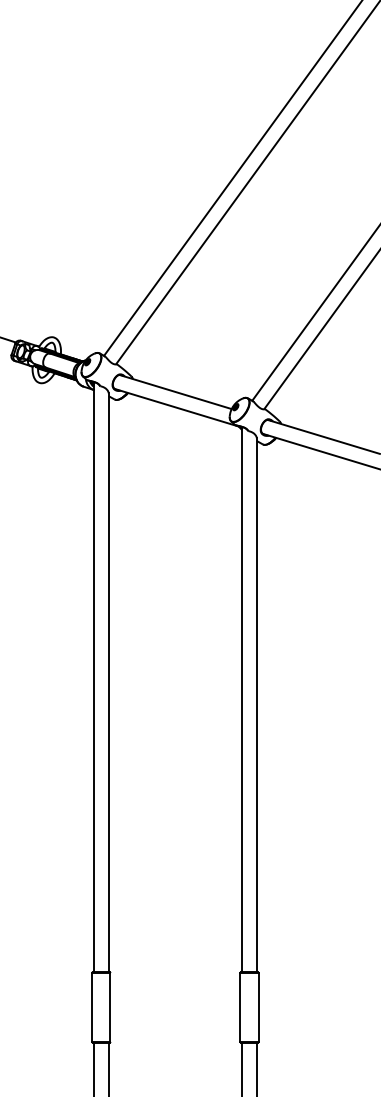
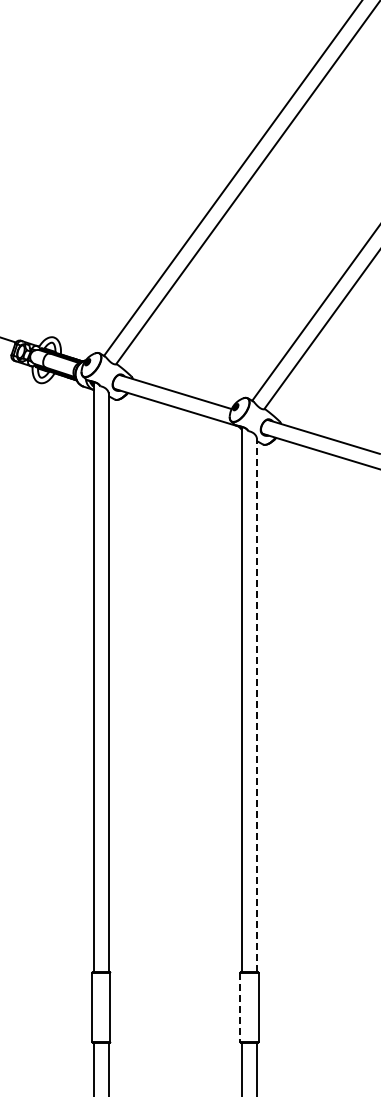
line: solid -> dashed (256, 705)
line: solid -> dashed (240, 1007)
